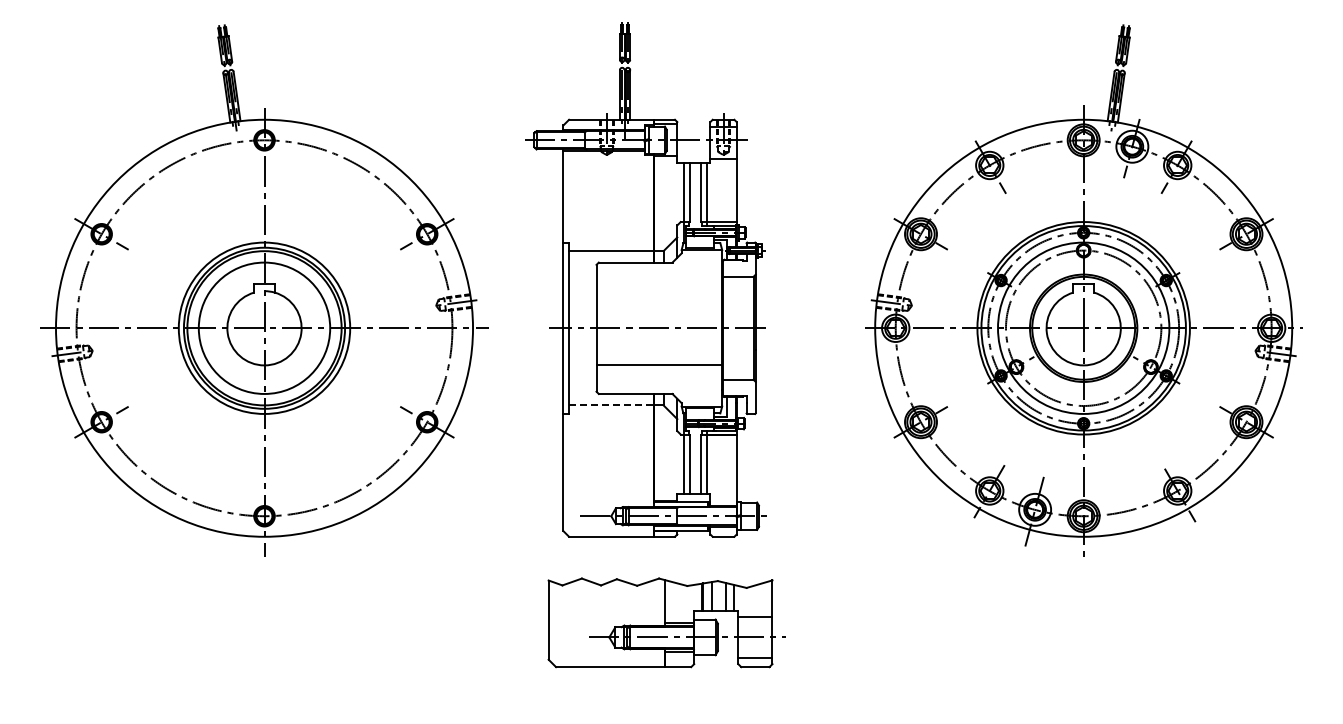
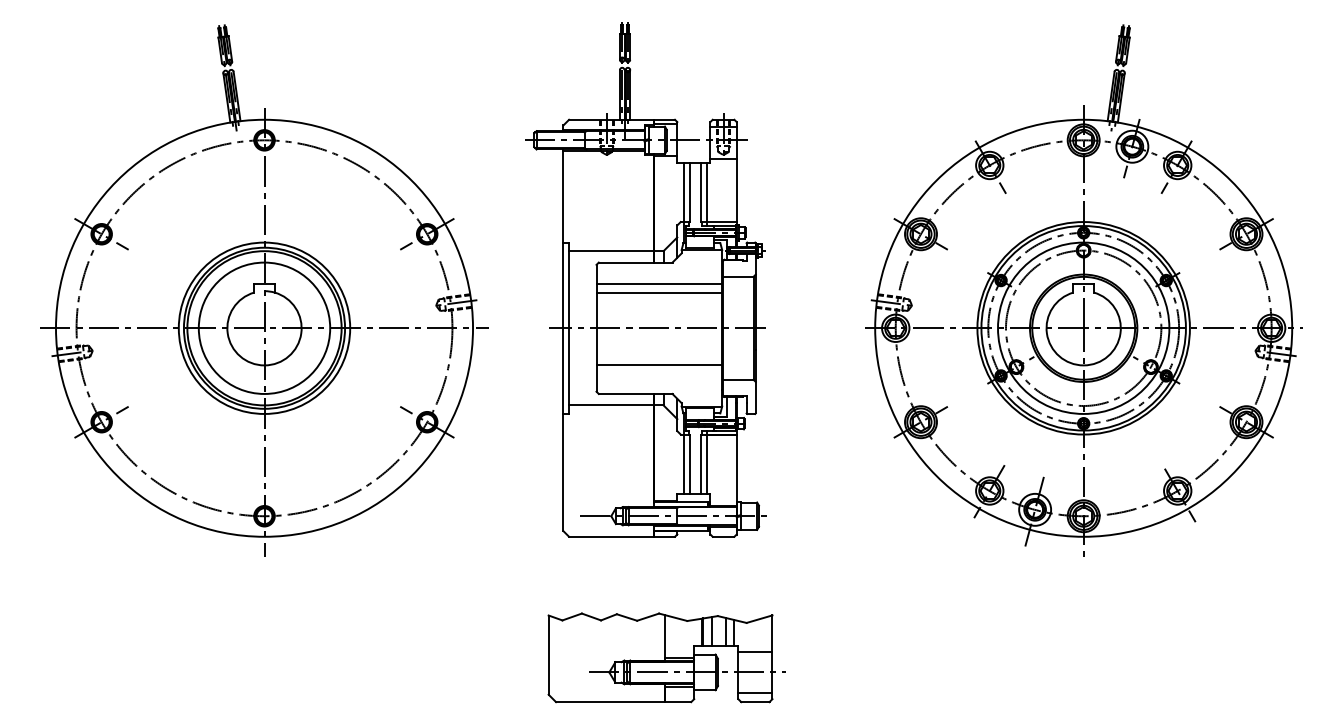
line: none -> present (659, 284)
line: none -> present (659, 292)
line: dashed -> solid (611, 405)
part position: (666, 622) -> (666, 657) (666, 657)
